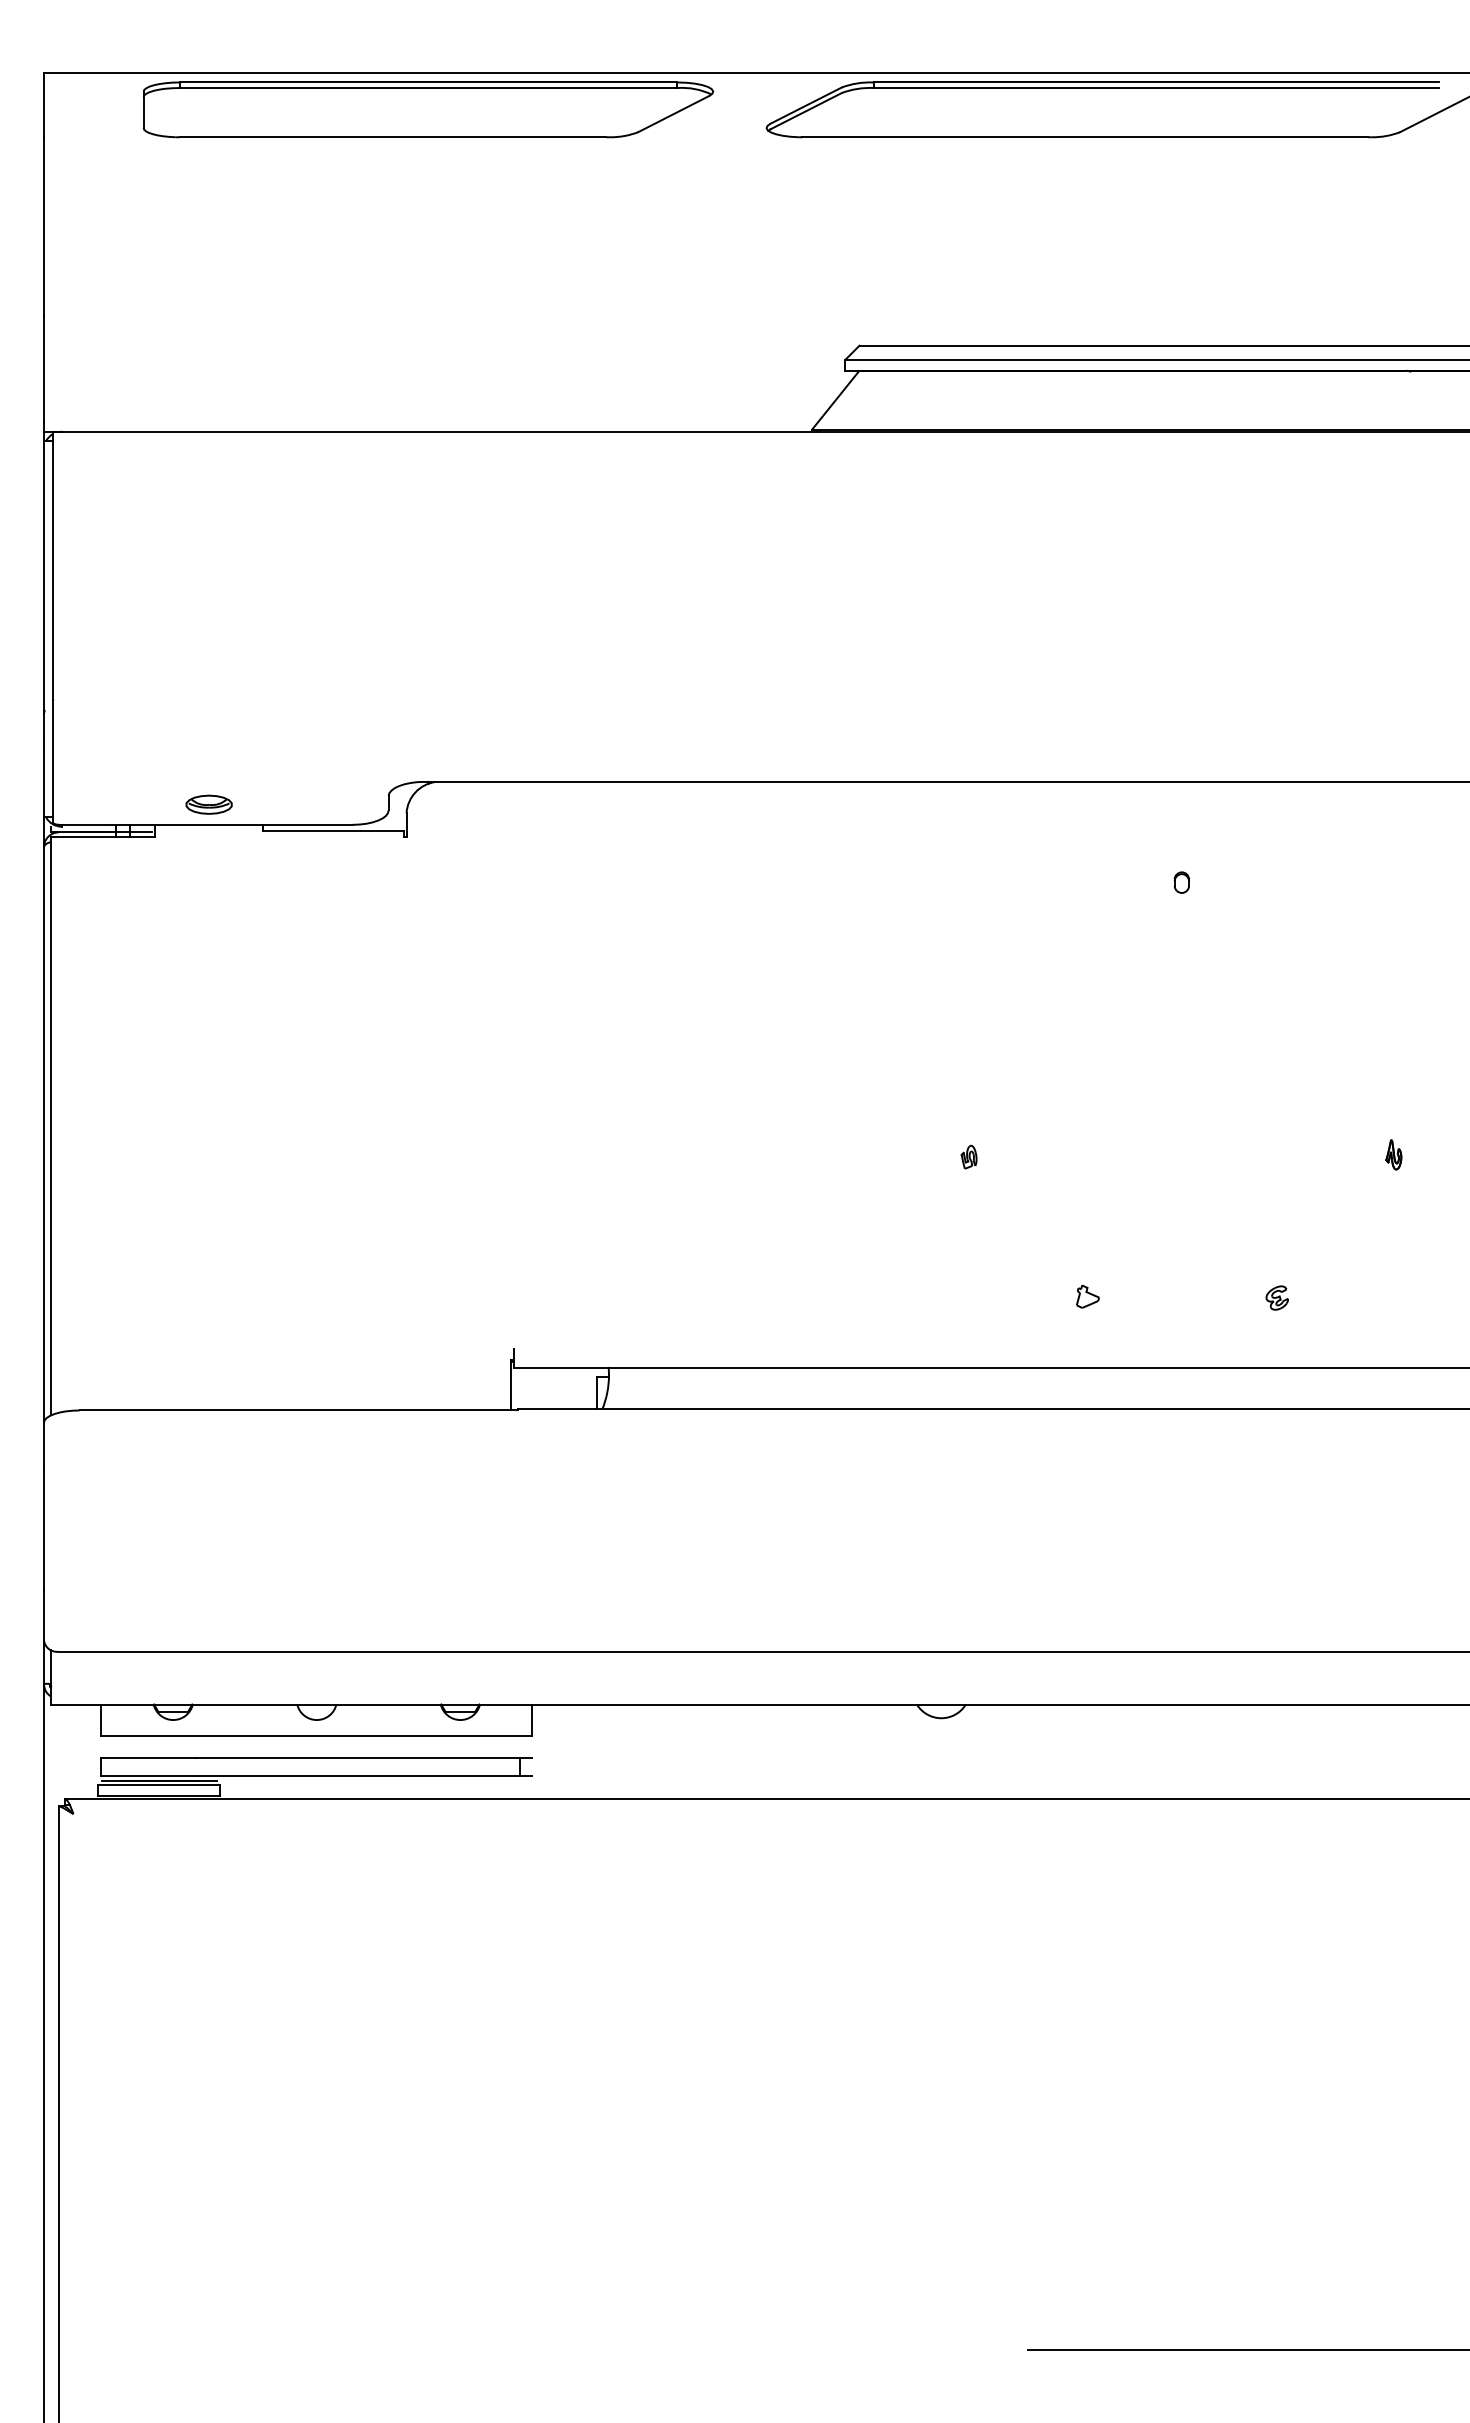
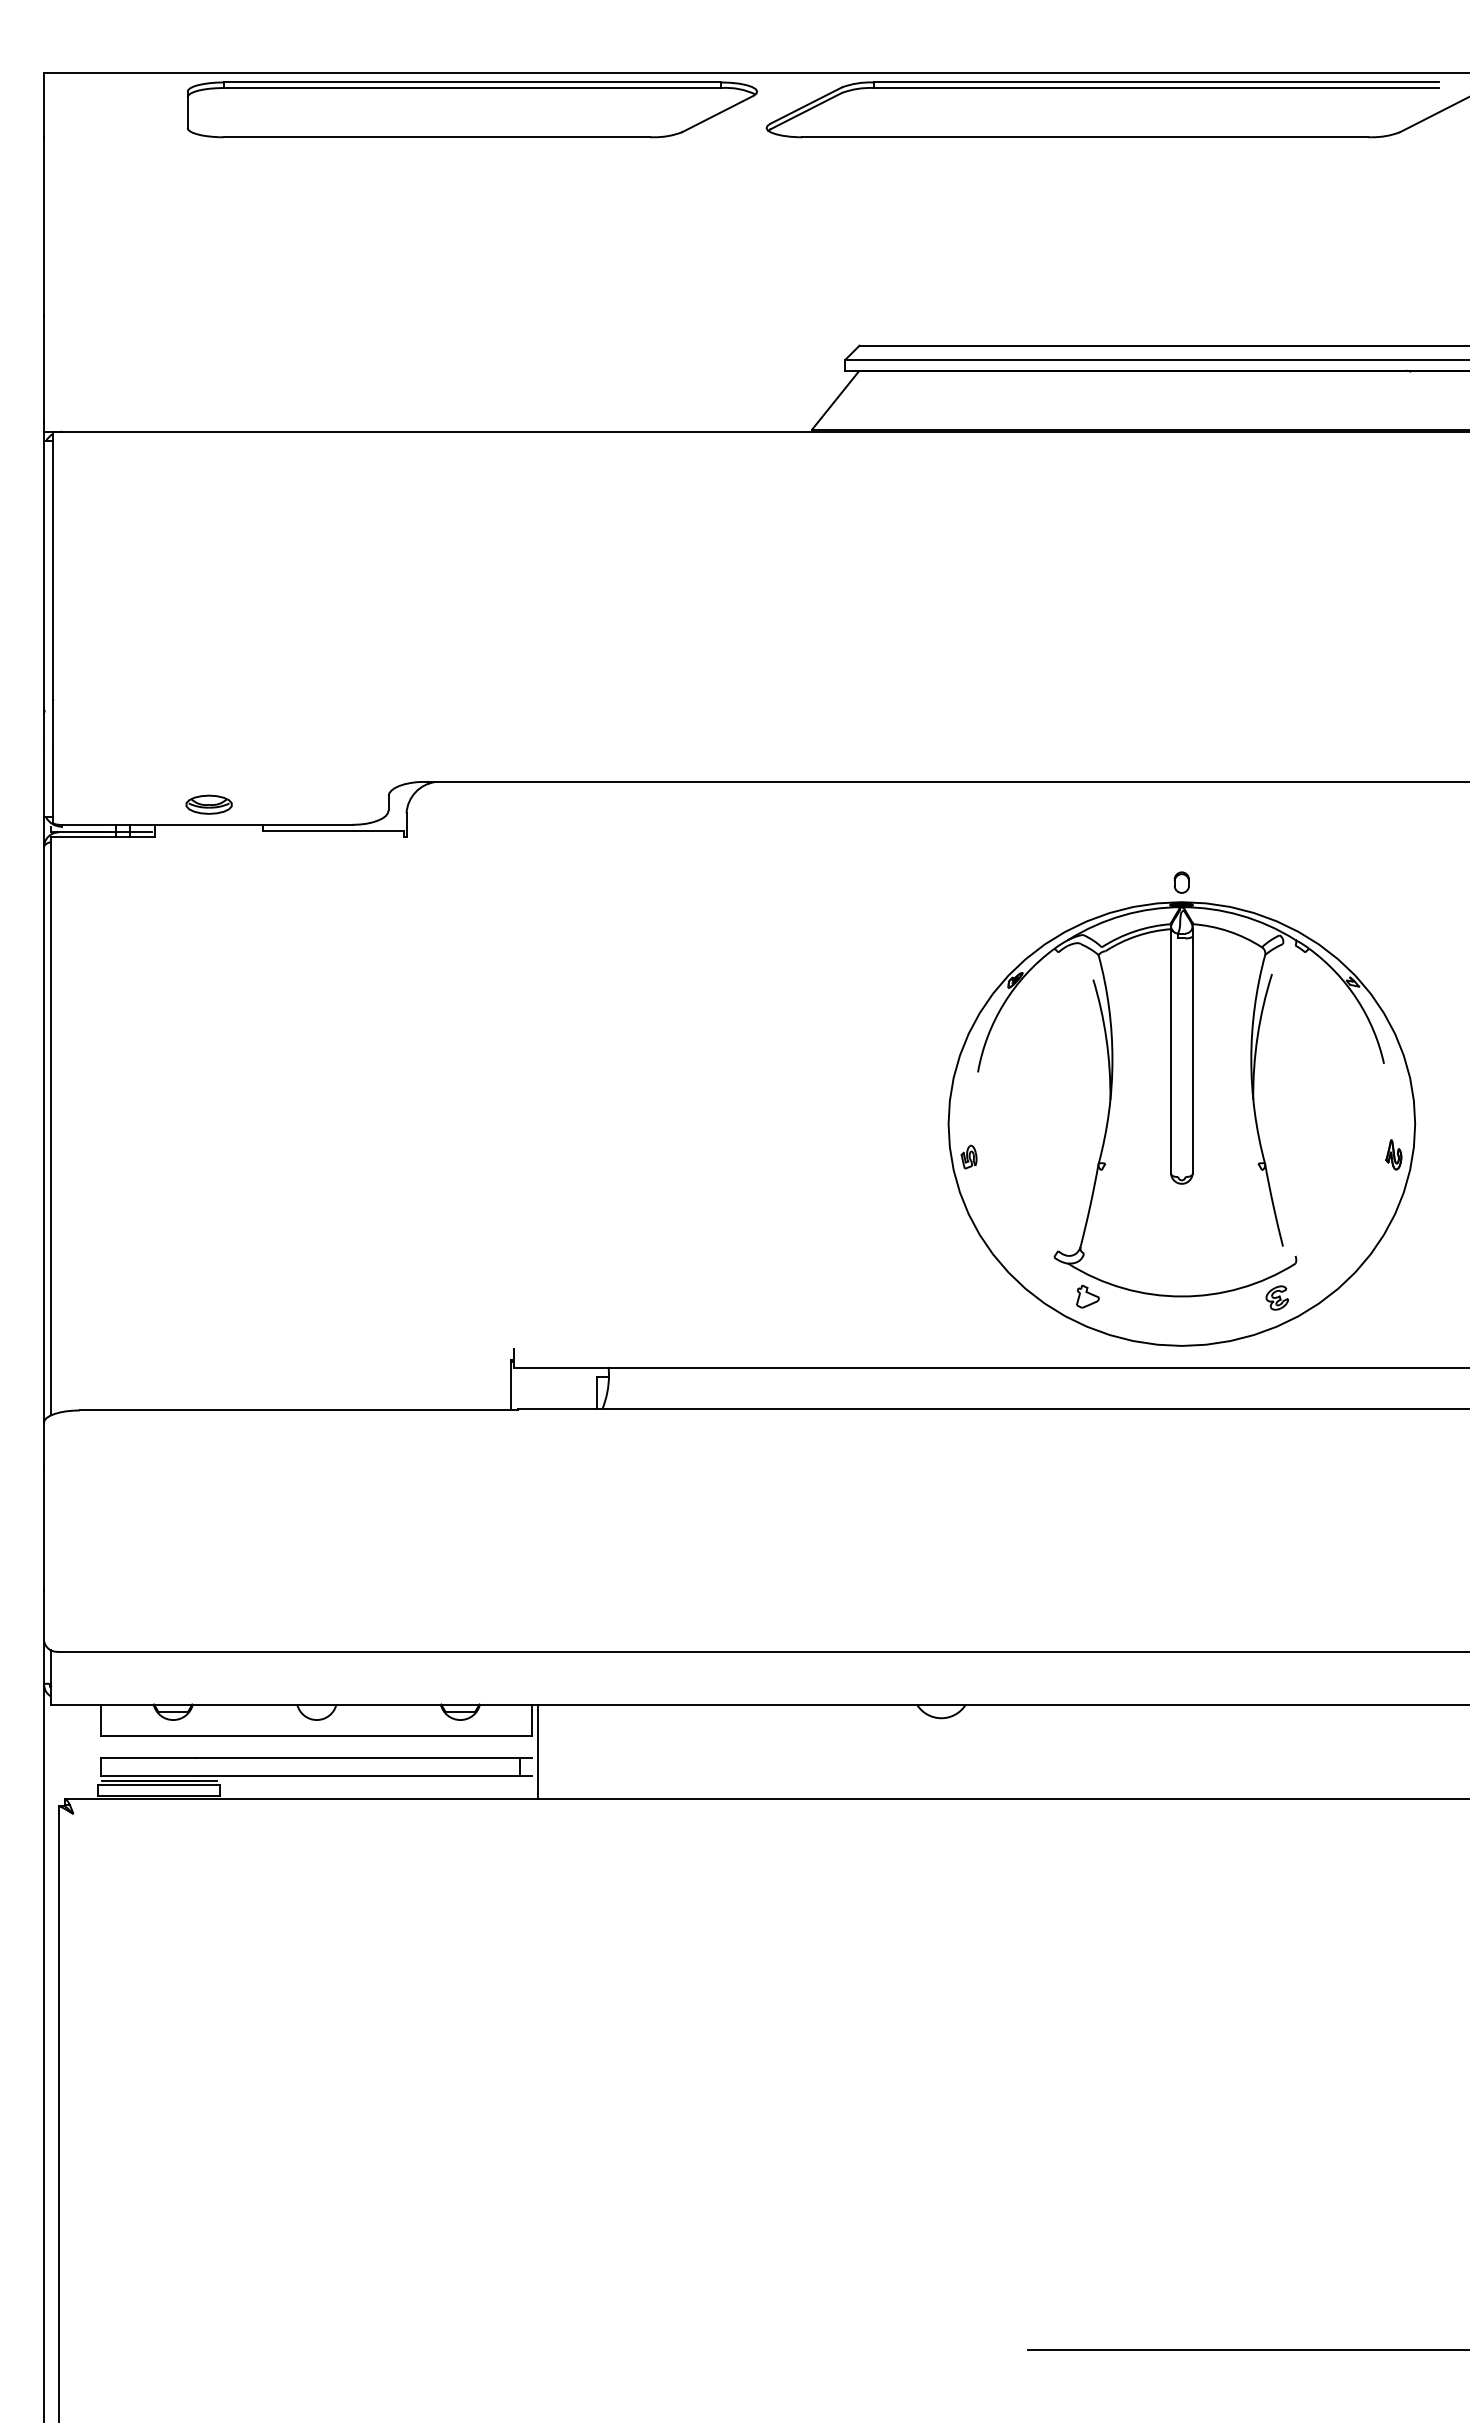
part position: (428, 109) -> (472, 109) (472, 109)
part: none -> present (1181, 1123)
line: none -> present (537, 1751)
